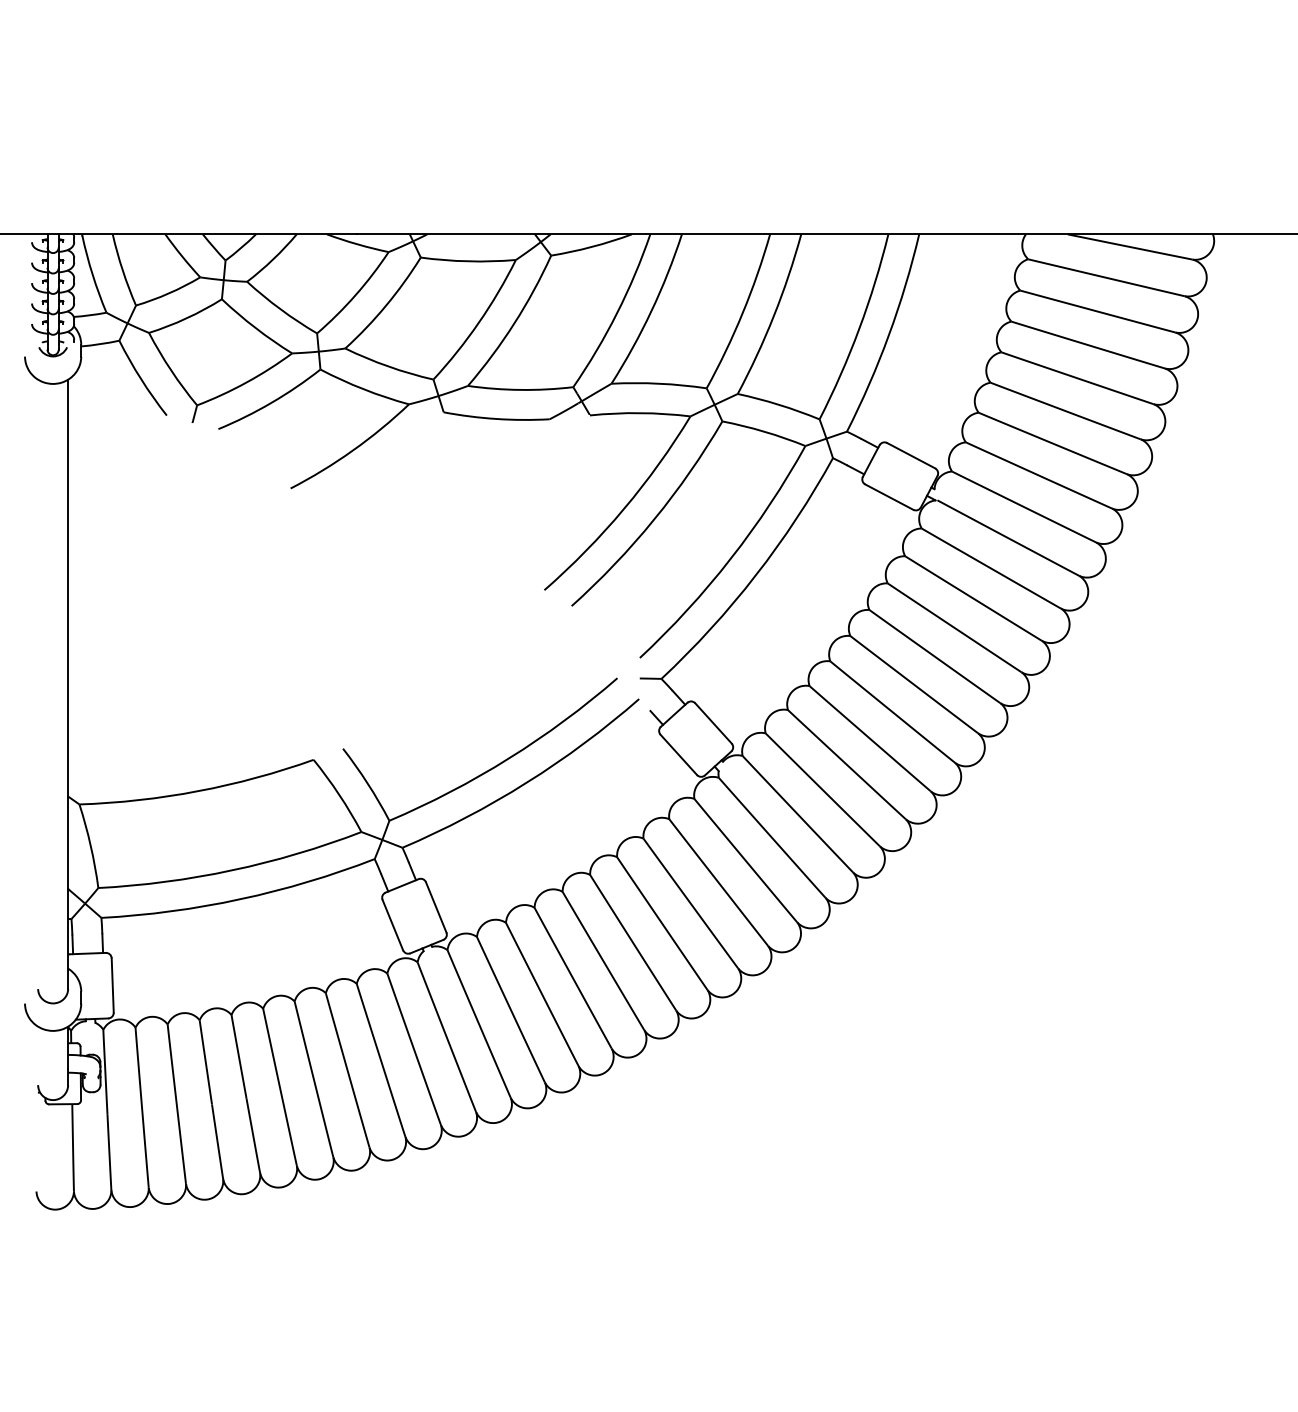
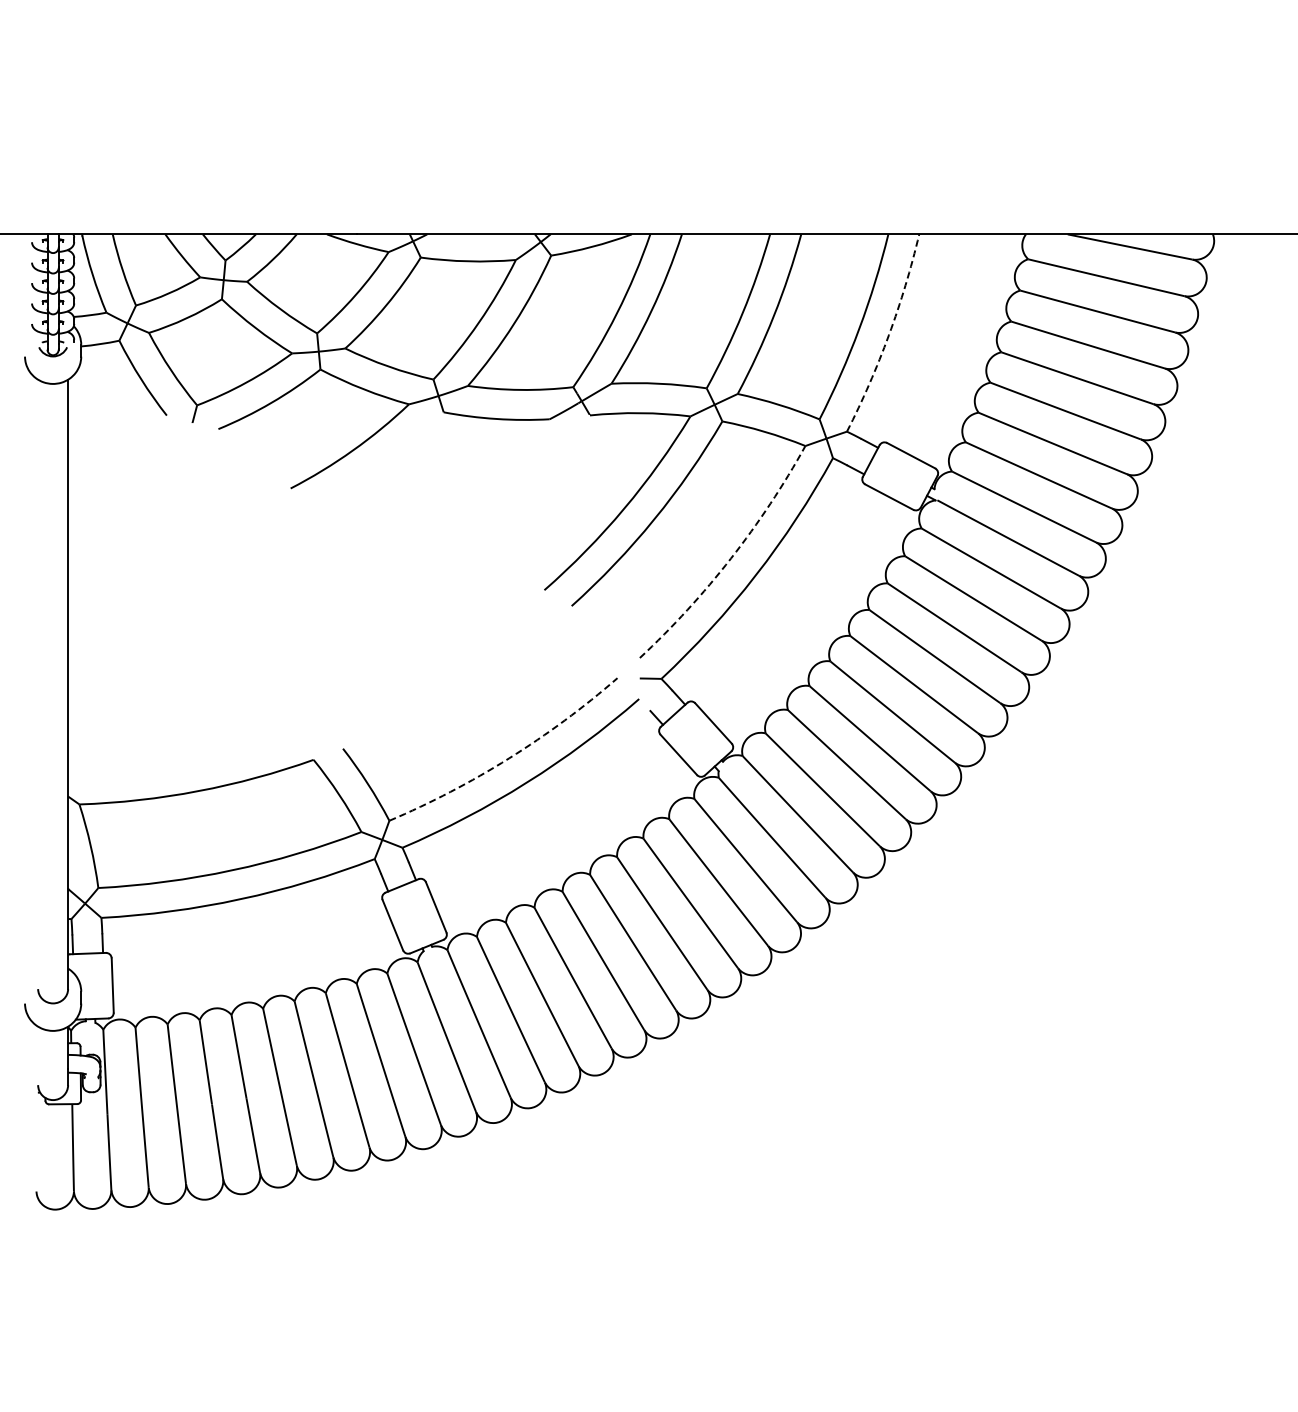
arc: solid -> dashed (888, 335)
arc: solid -> dashed (731, 558)
arc: solid -> dashed (509, 758)
